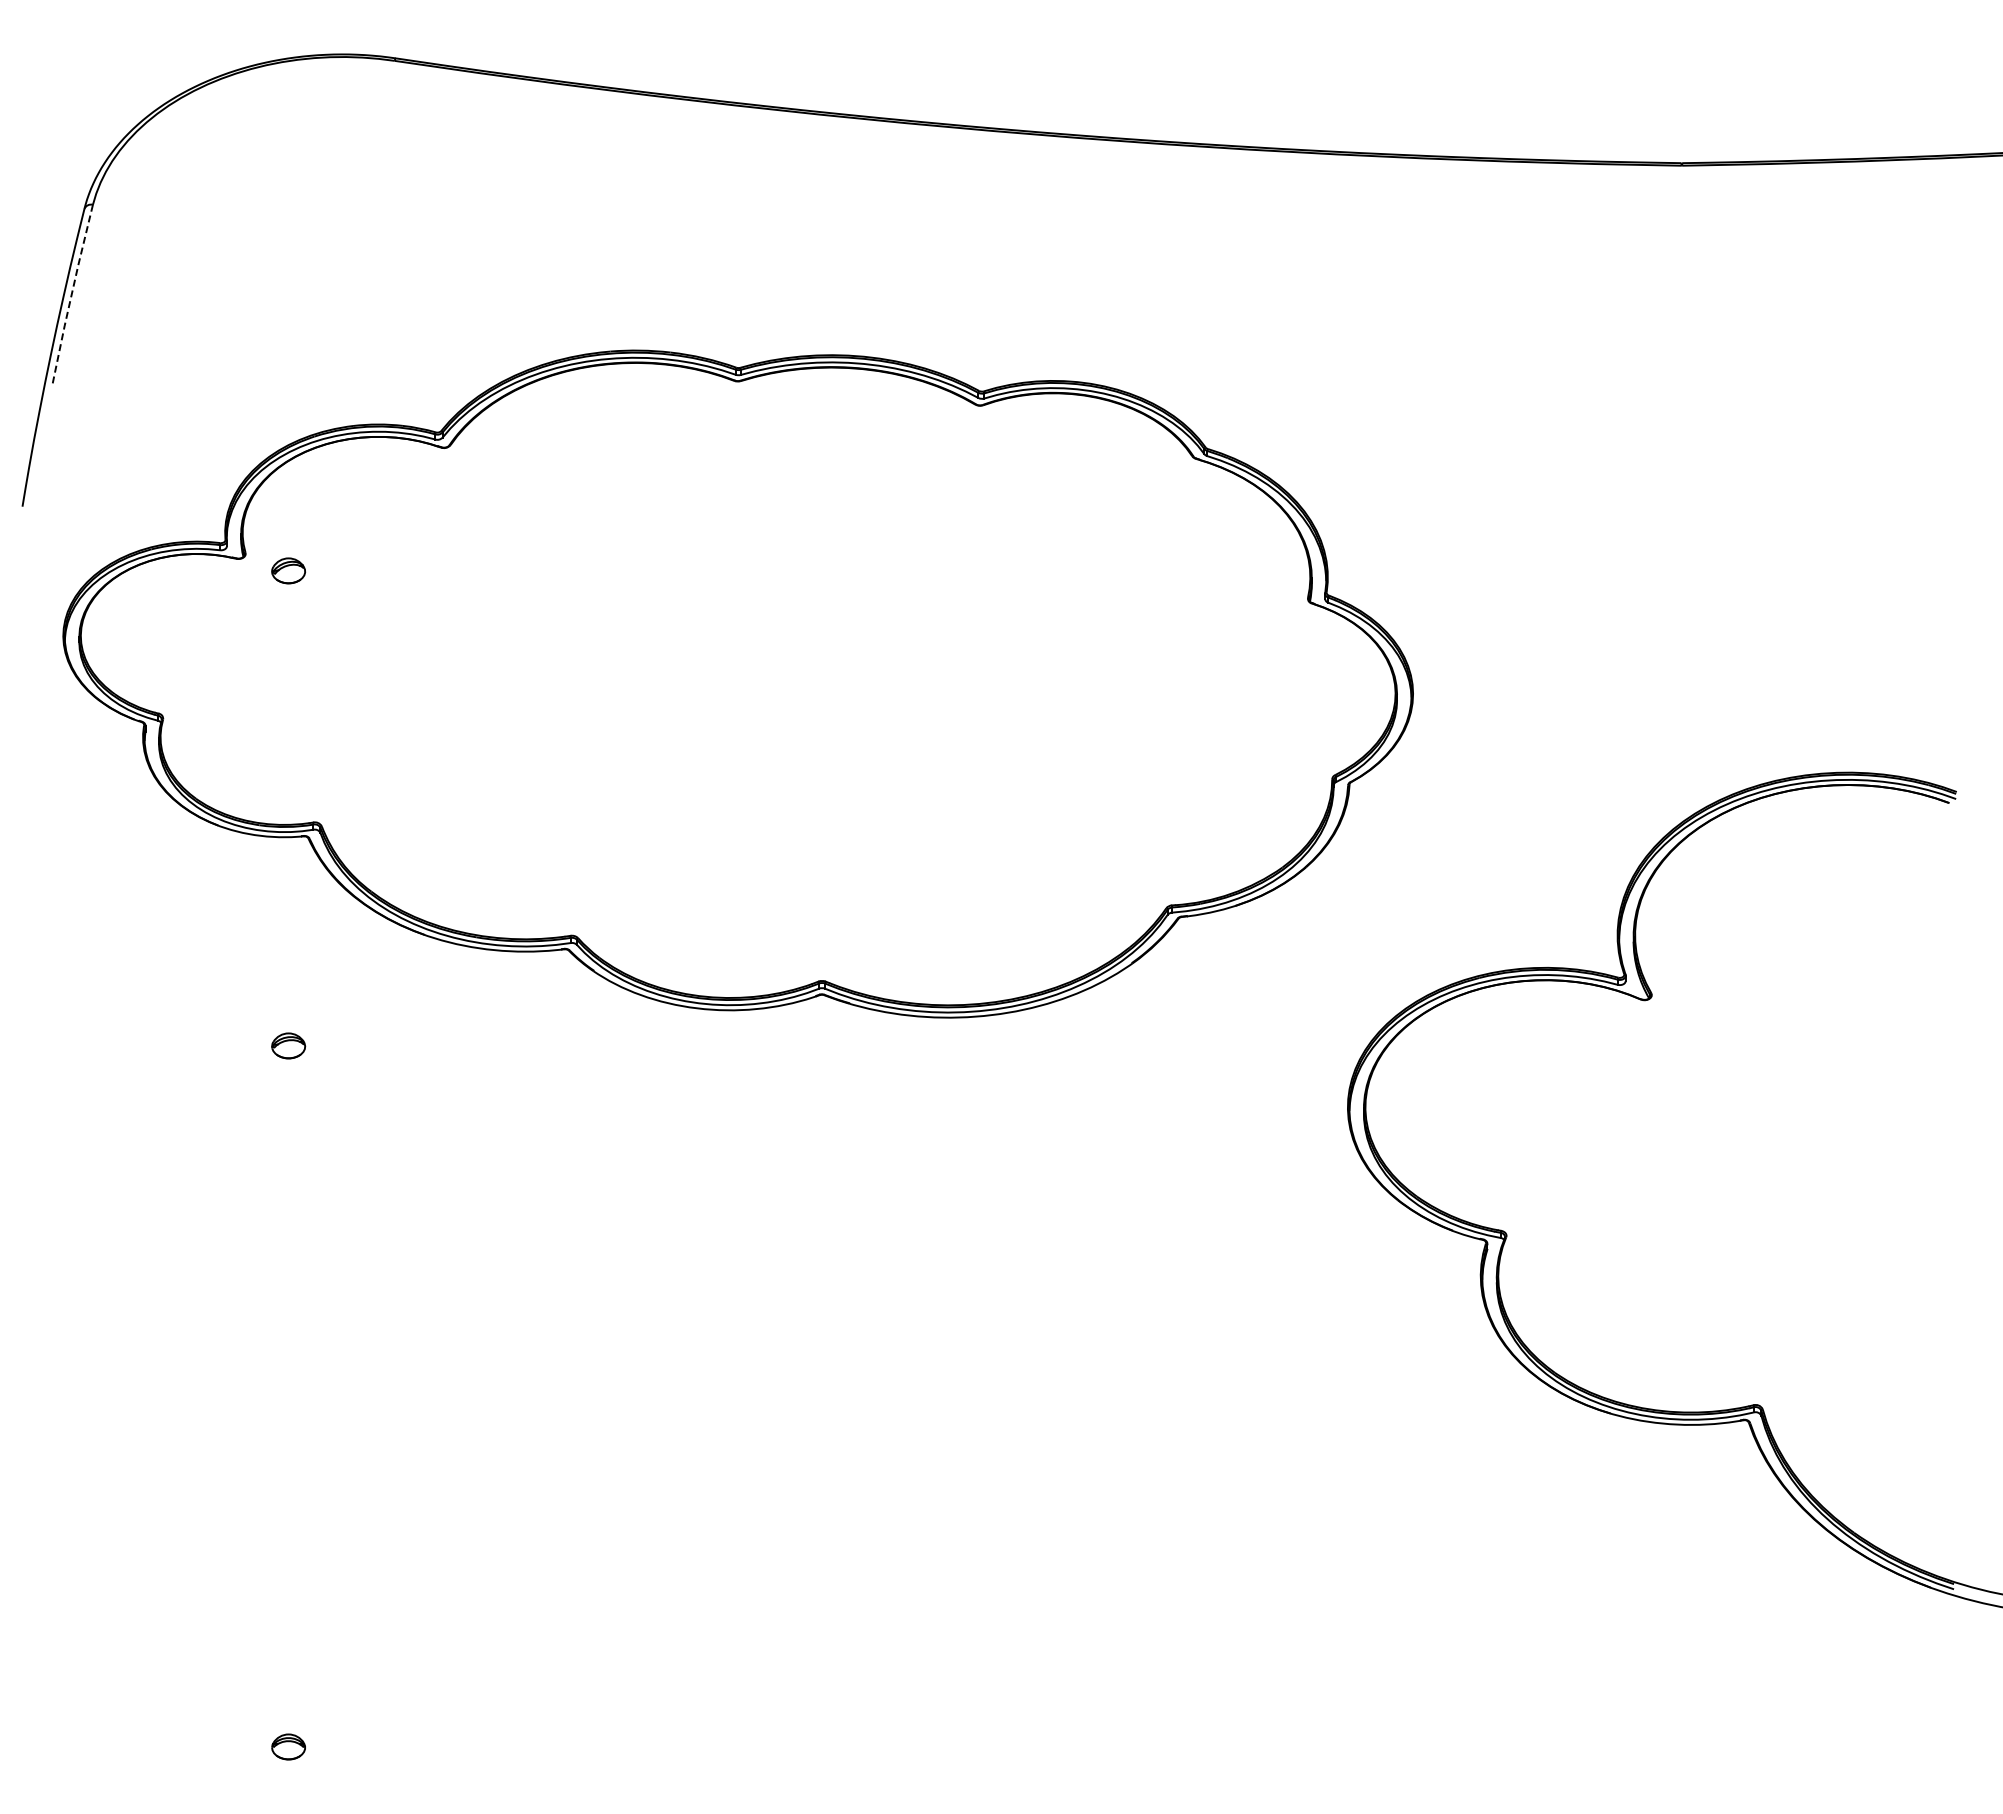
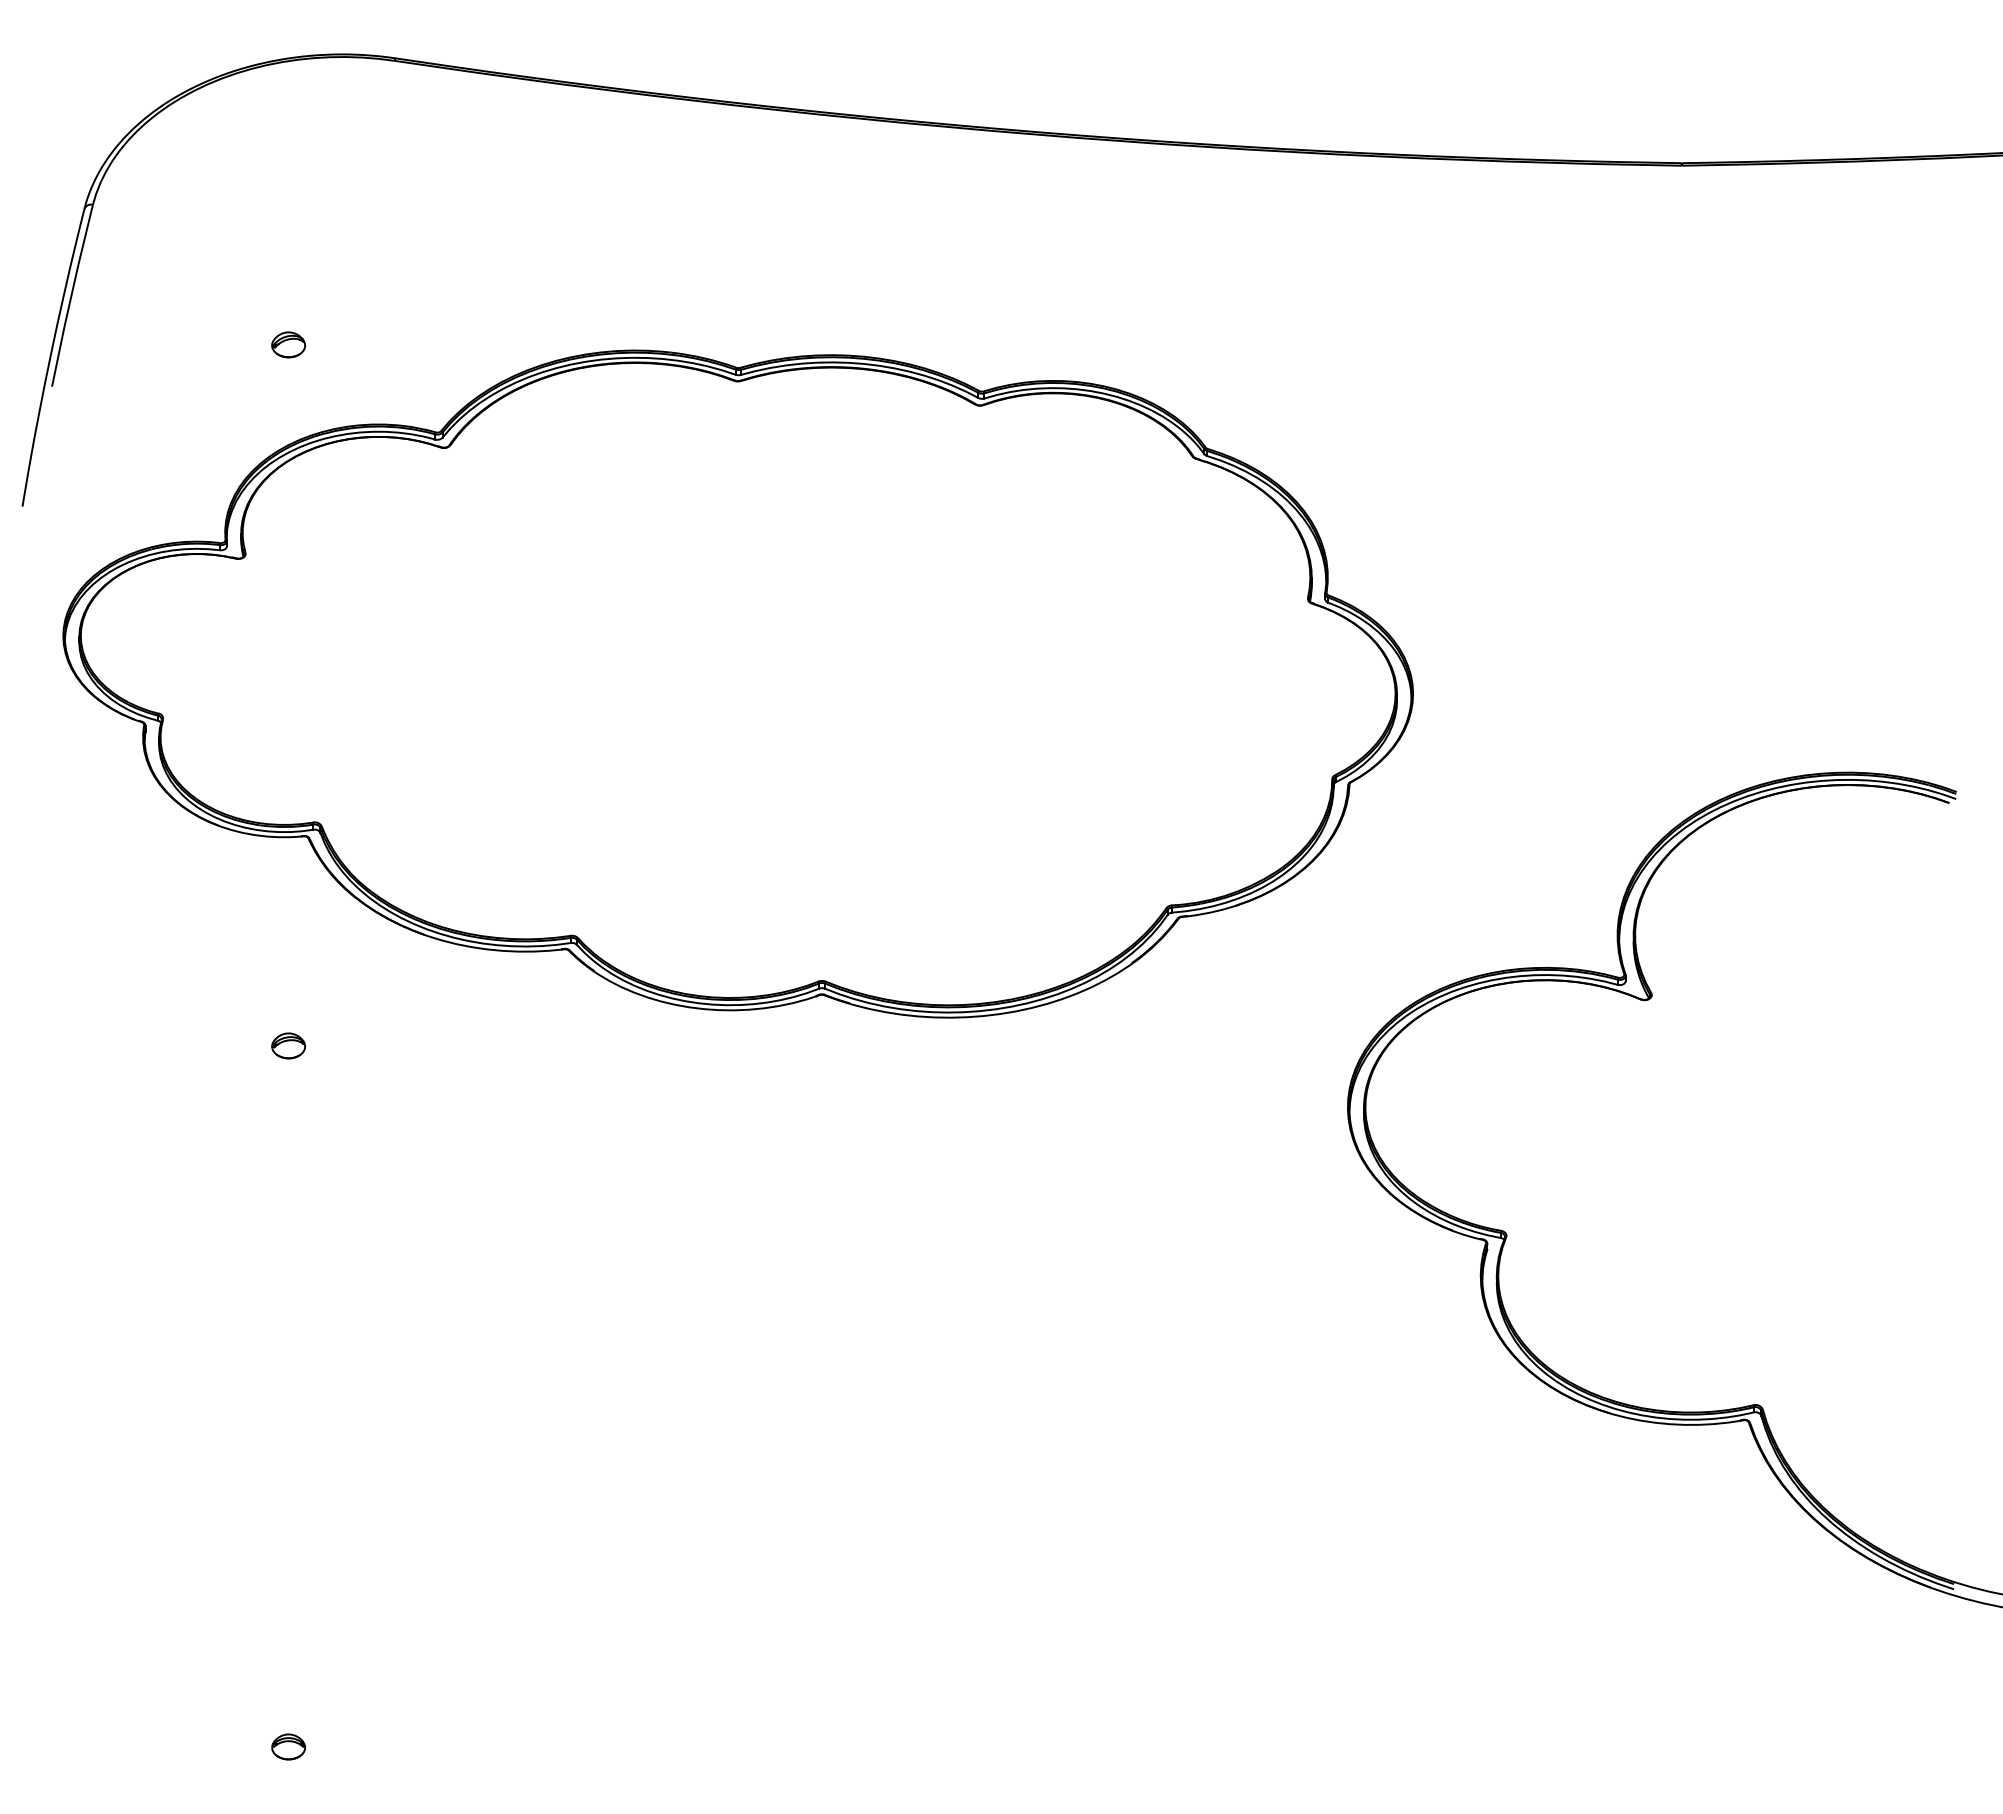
line: dashed -> solid (71, 296)
part position: (288, 570) -> (288, 344) (288, 344)
